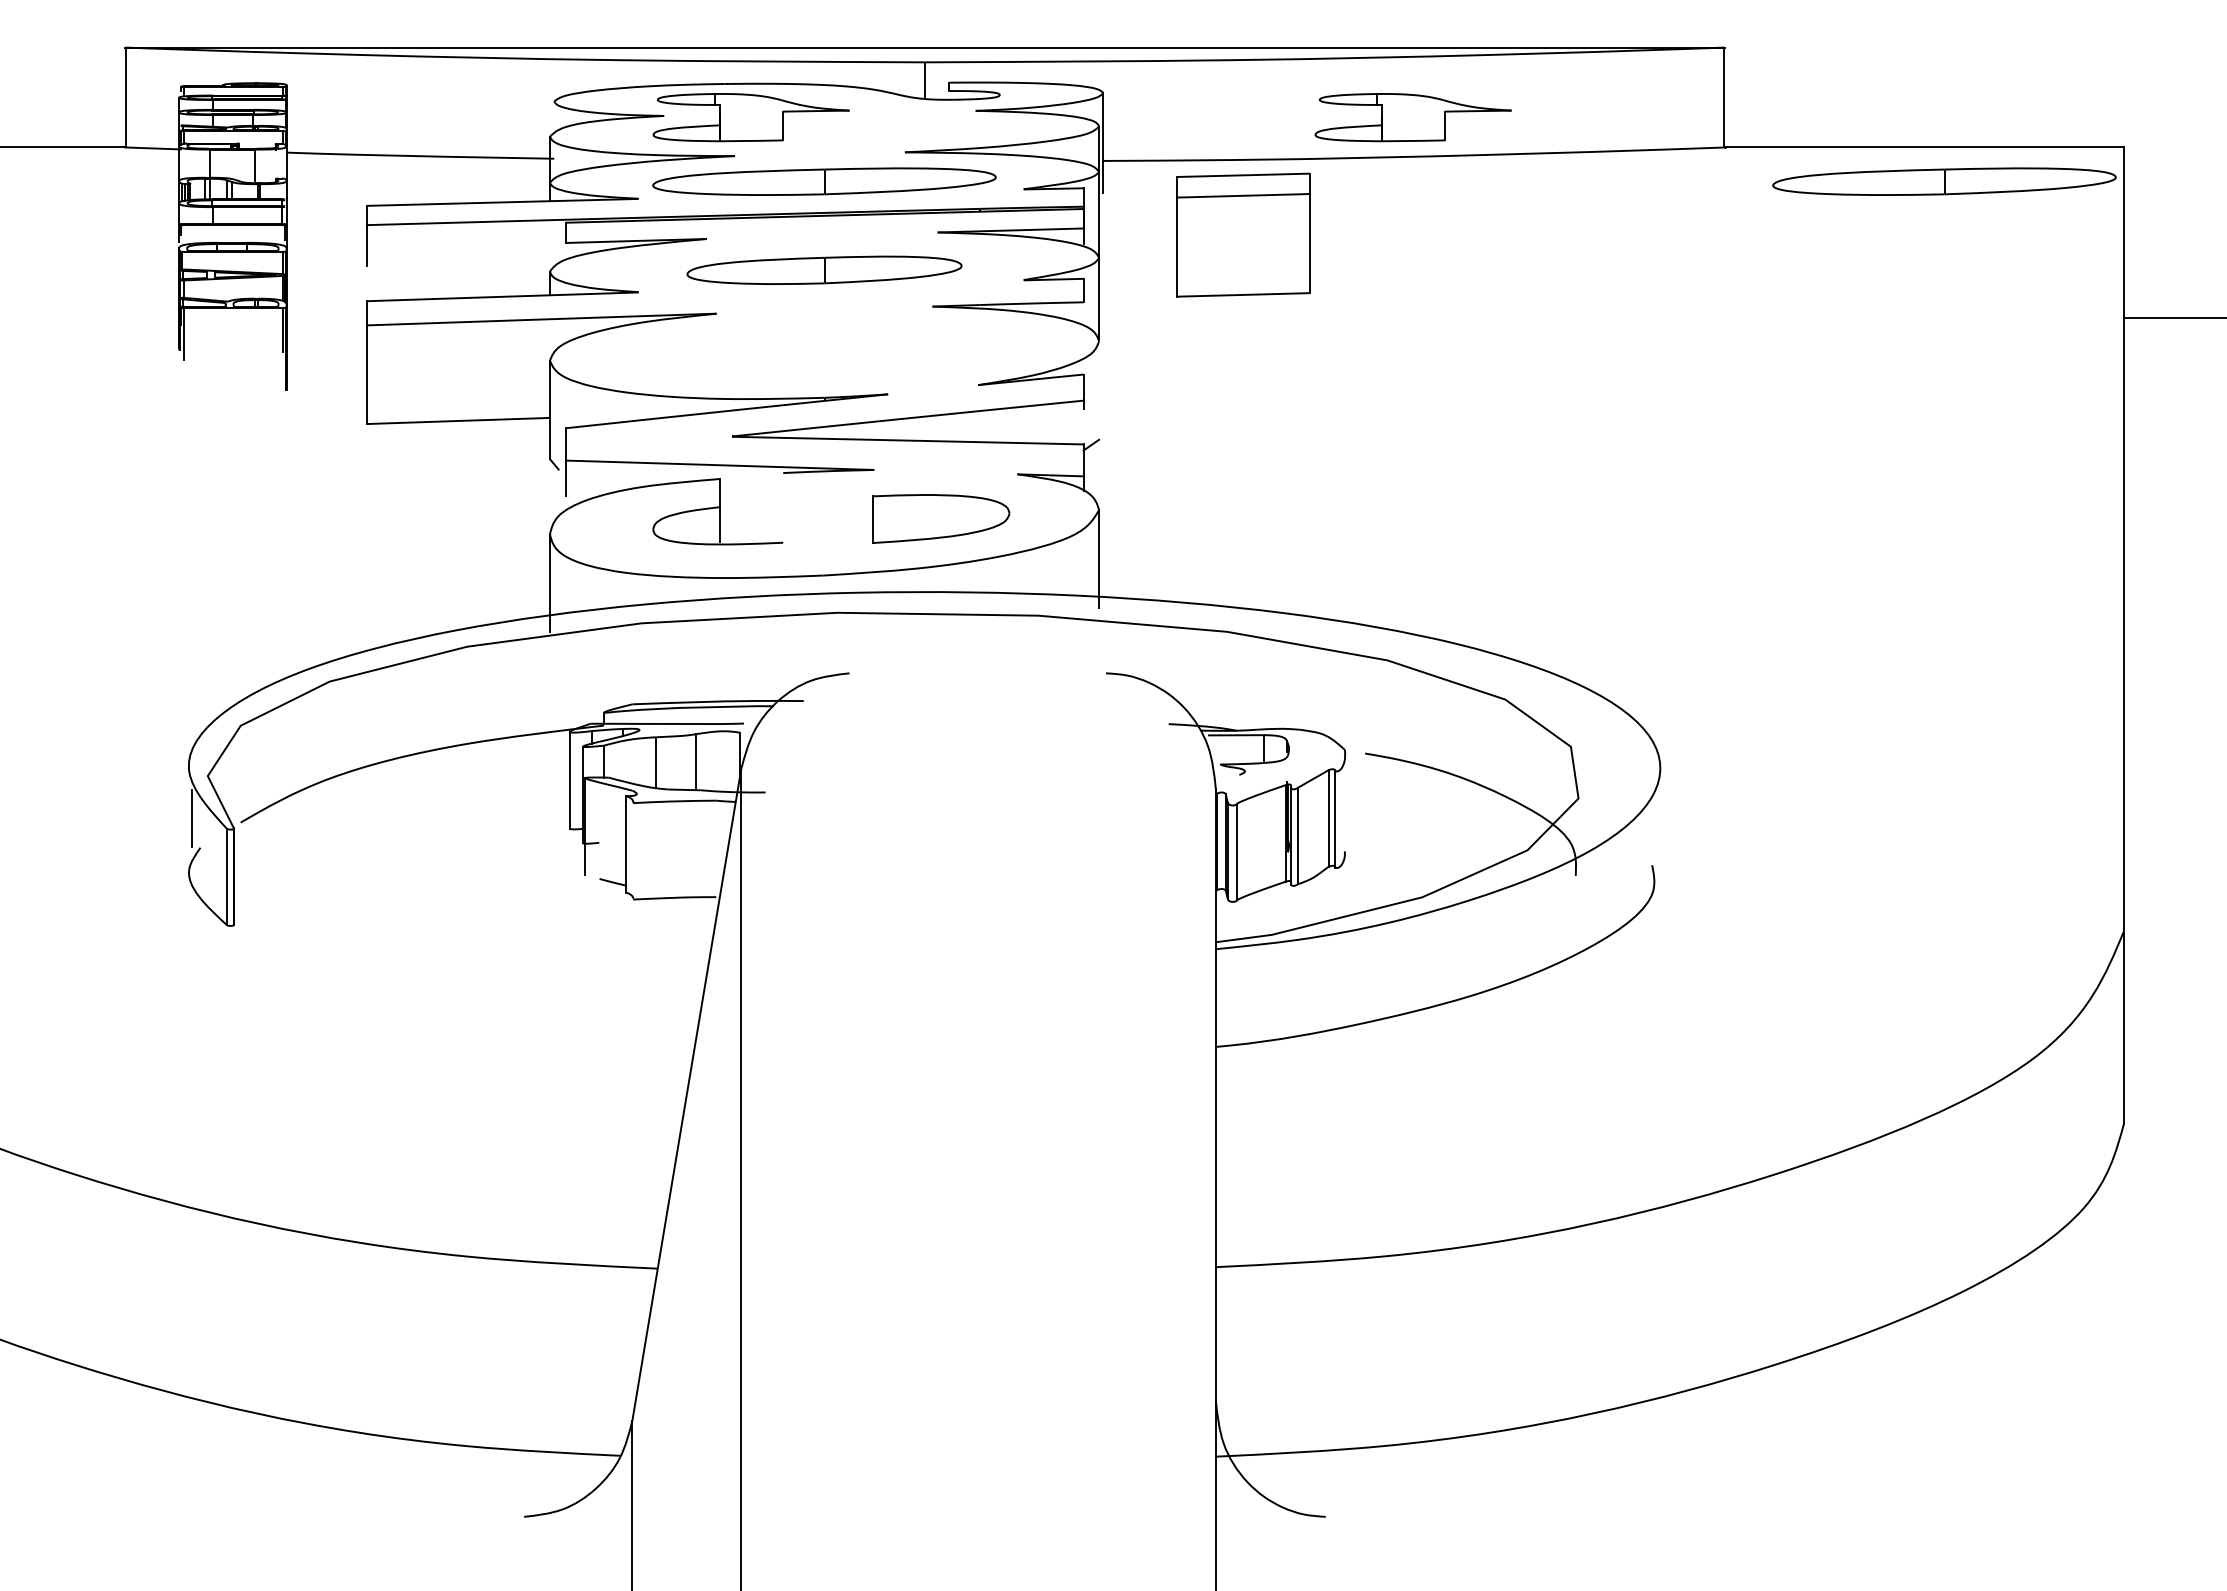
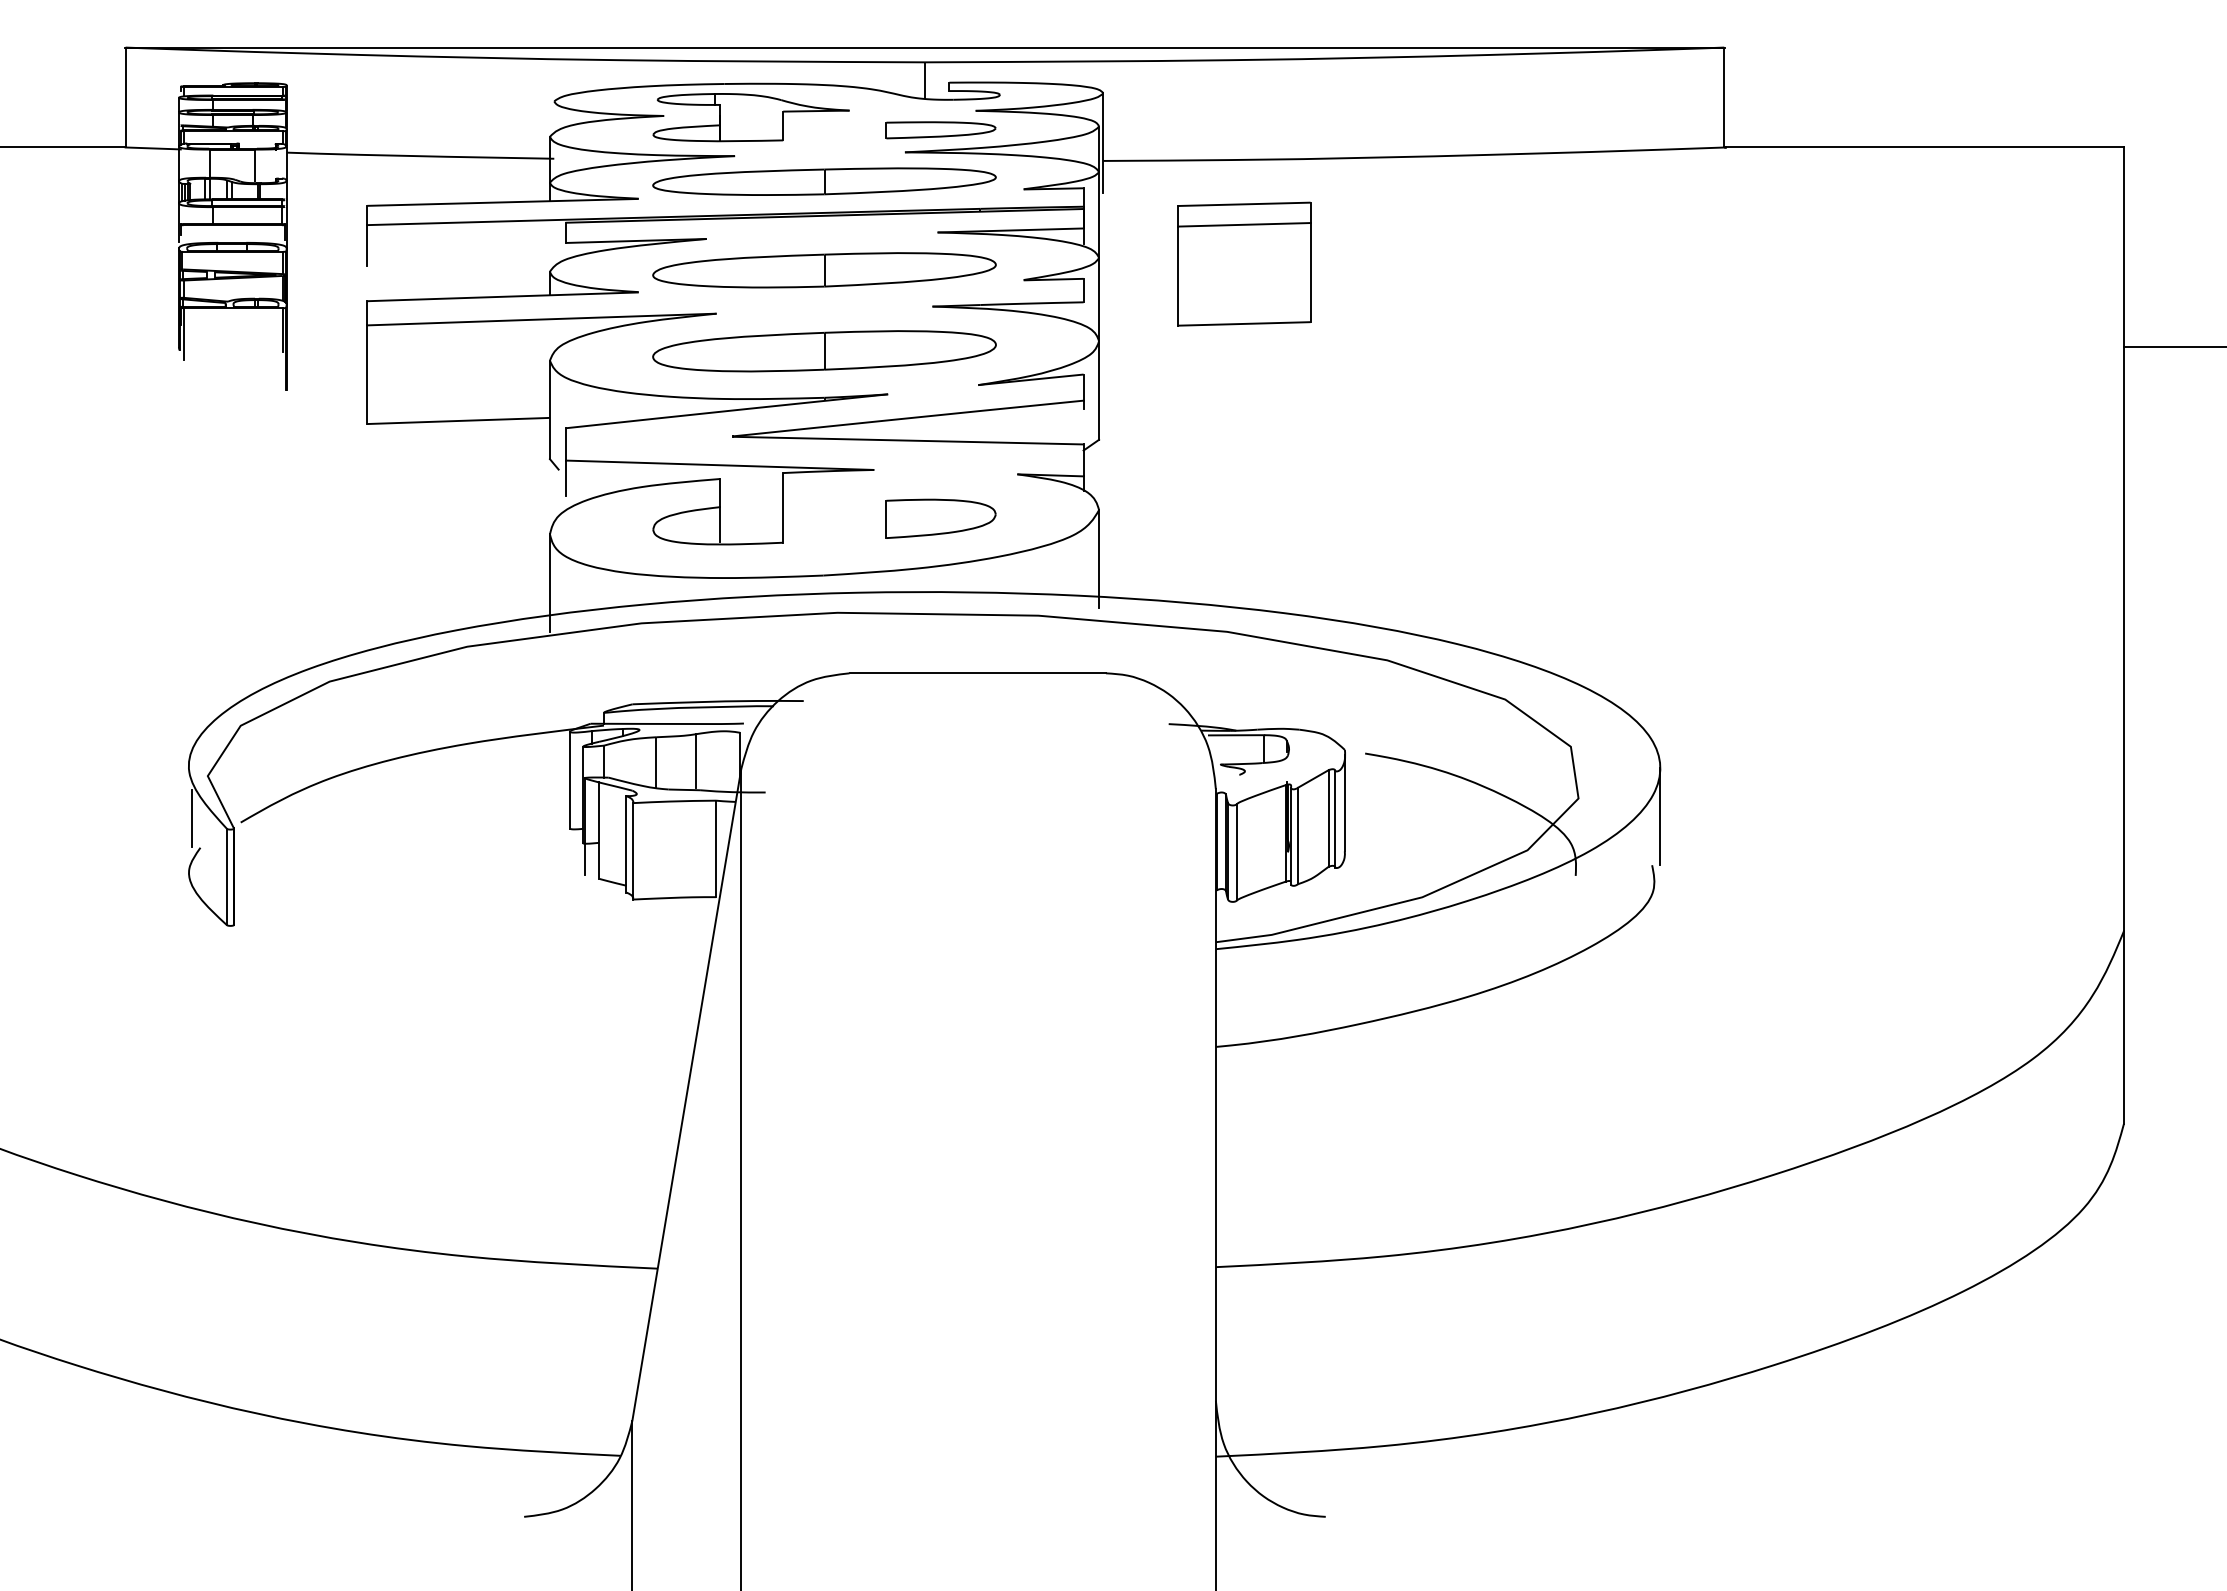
part: present -> none (1412, 117)
part: none -> present (940, 130)
part: present -> none (1944, 181)
part position: (1243, 234) -> (1244, 263) (1244, 263)
part size: 277x30 px -> 345x37 px (824, 270)
line position: (2173, 318) -> (2173, 347) (2173, 347)
part: none -> present (824, 351)
line: none -> present (1099, 390)
line: none -> present (783, 507)
part size: 139x50 px -> 112x41 px (940, 518)
line: none -> present (977, 673)
line: none -> present (1345, 802)
line: none -> present (1660, 816)
line: none -> present (599, 830)
line: none -> present (716, 848)
line: none -> present (633, 851)
